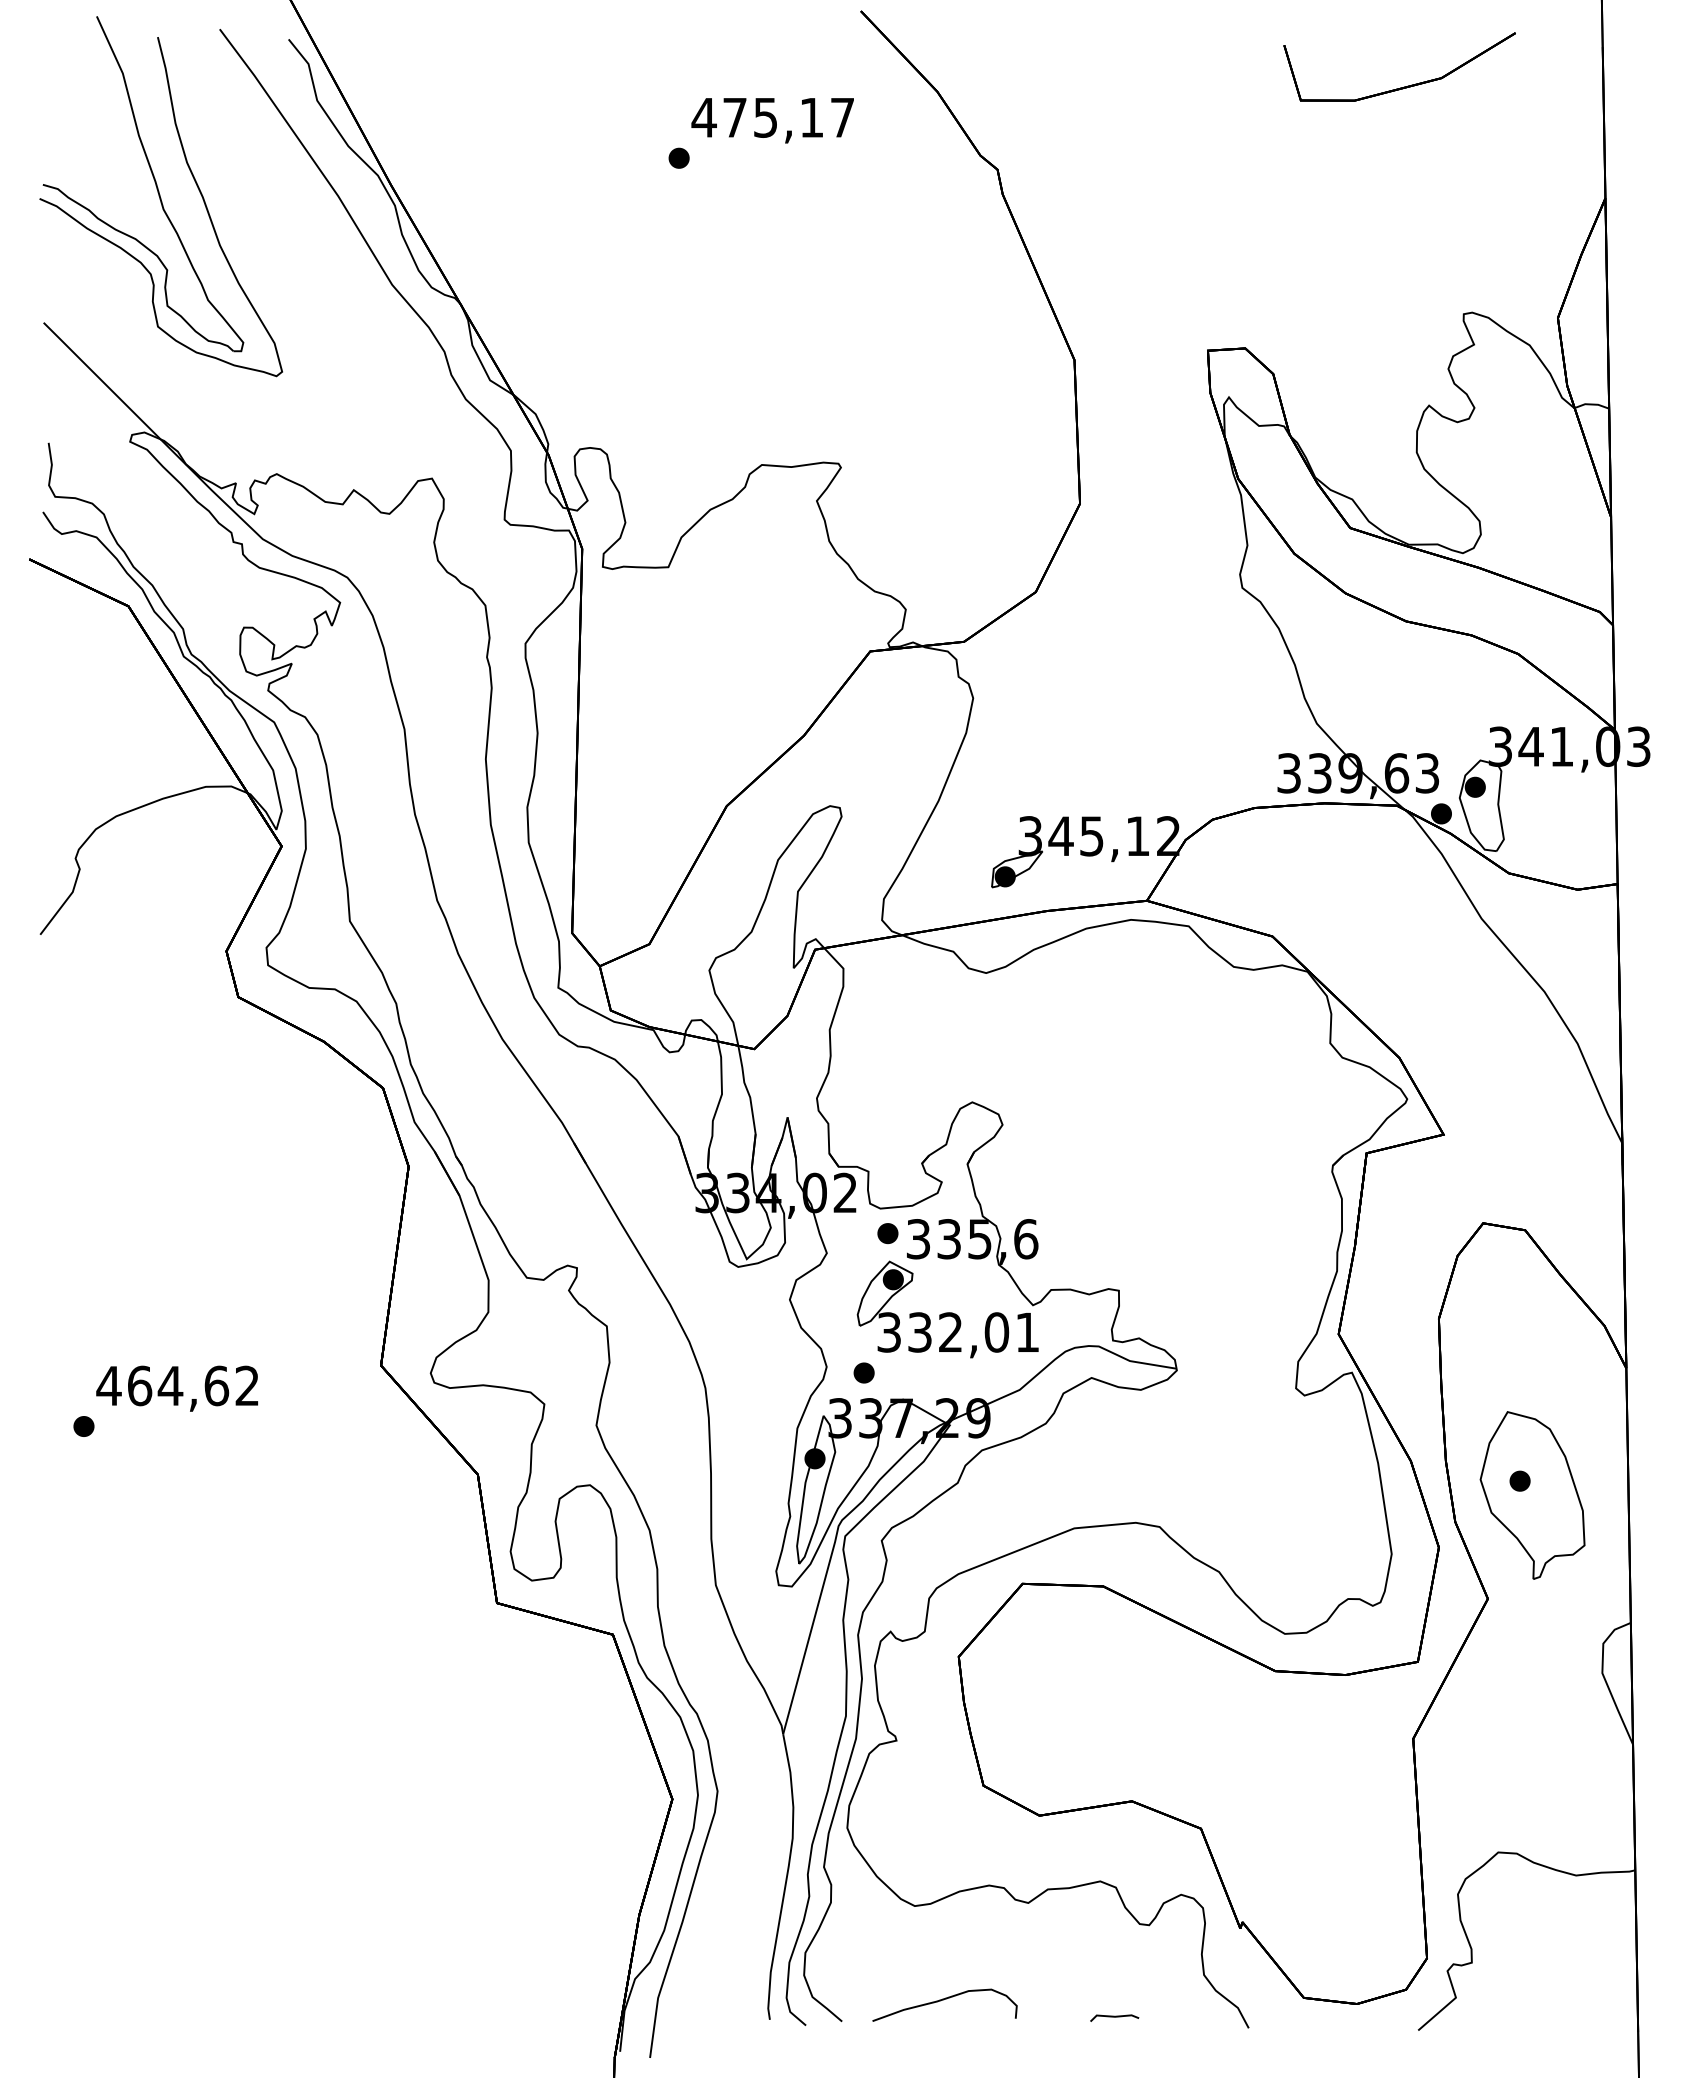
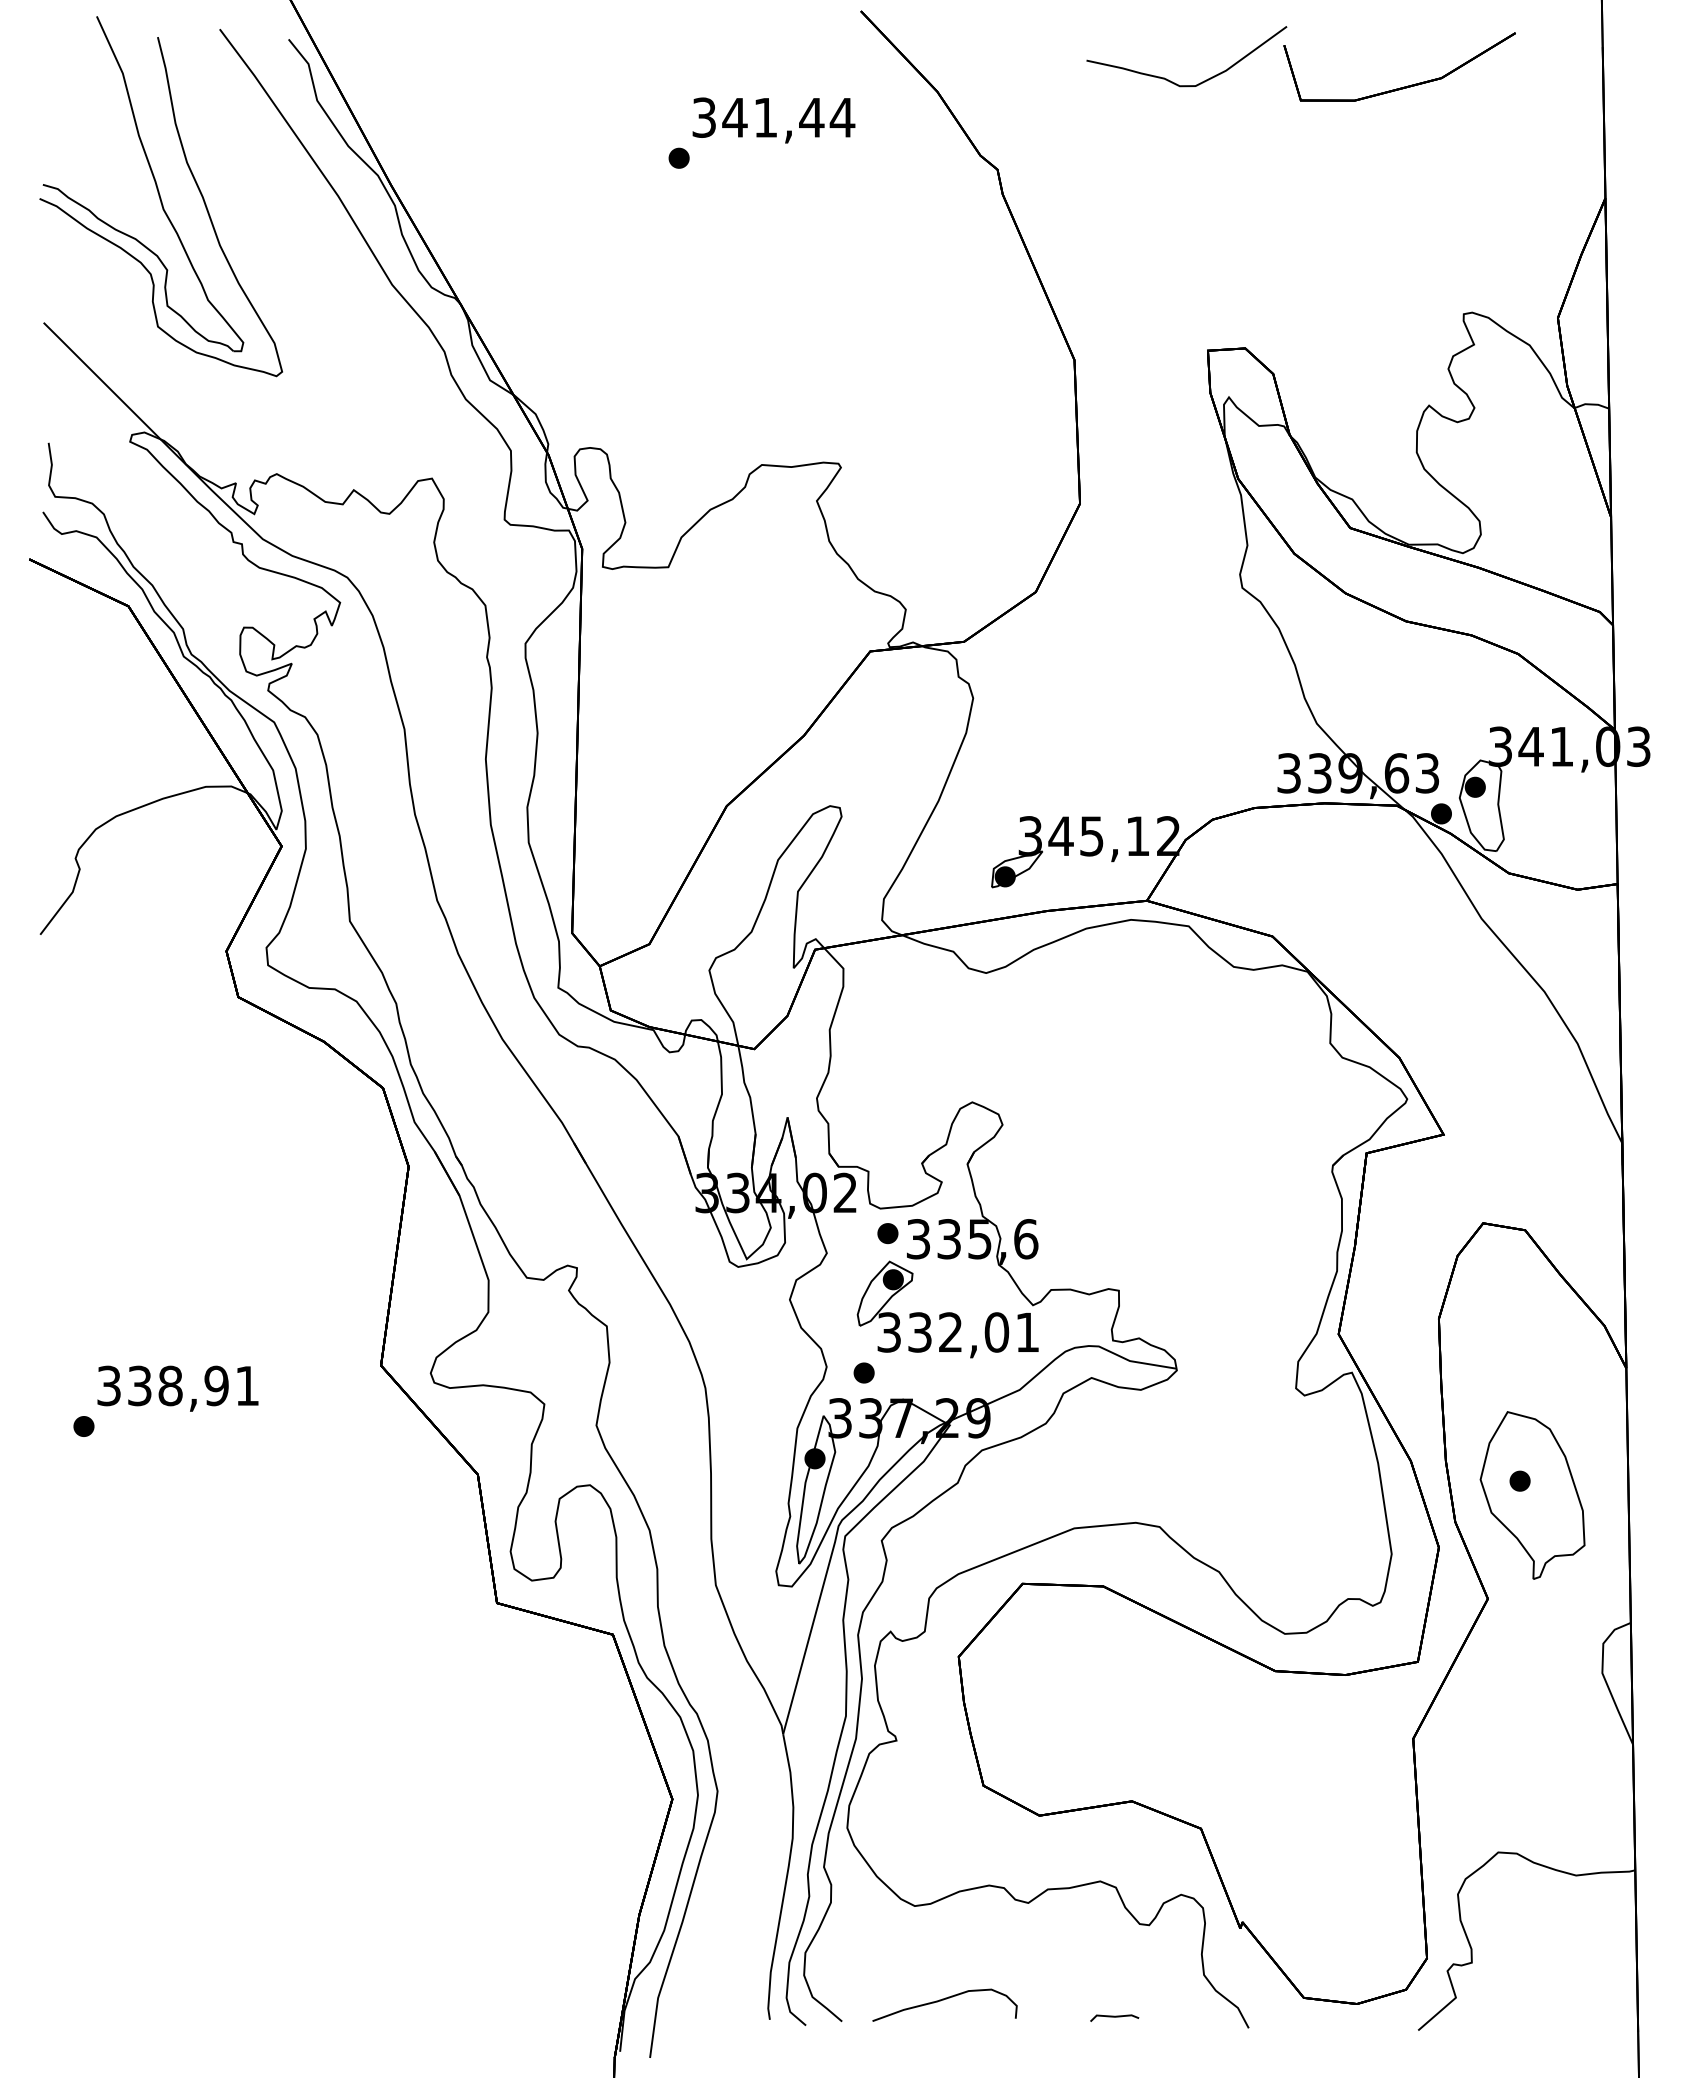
part: none -> present (1174, 82)
text: 475,17 -> 341,44 (773, 117)
text: 464,62 -> 338,91 (177, 1385)
